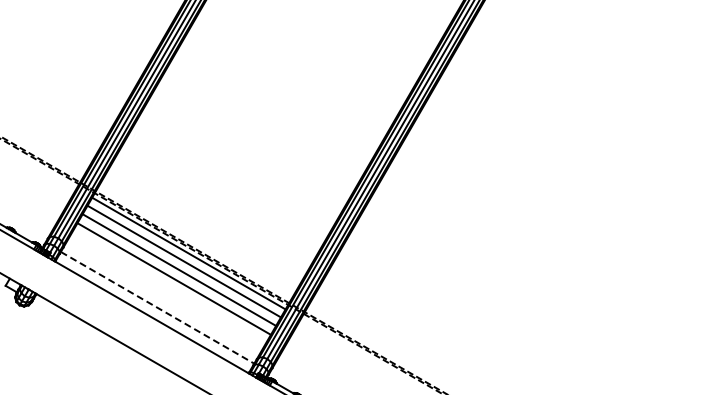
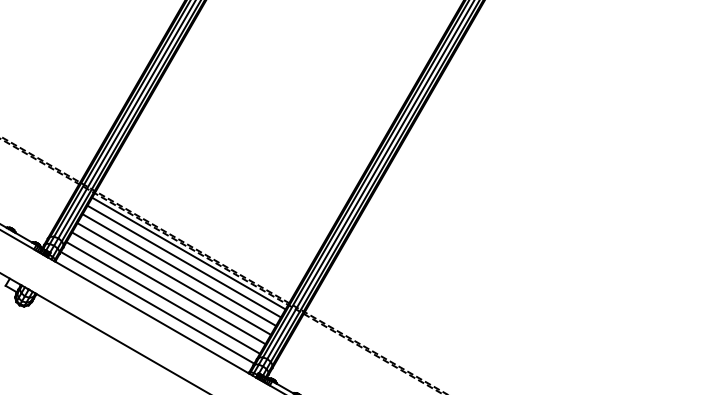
line: none -> present (168, 288)
line: none -> present (162, 297)
line: dashed -> solid (157, 307)
